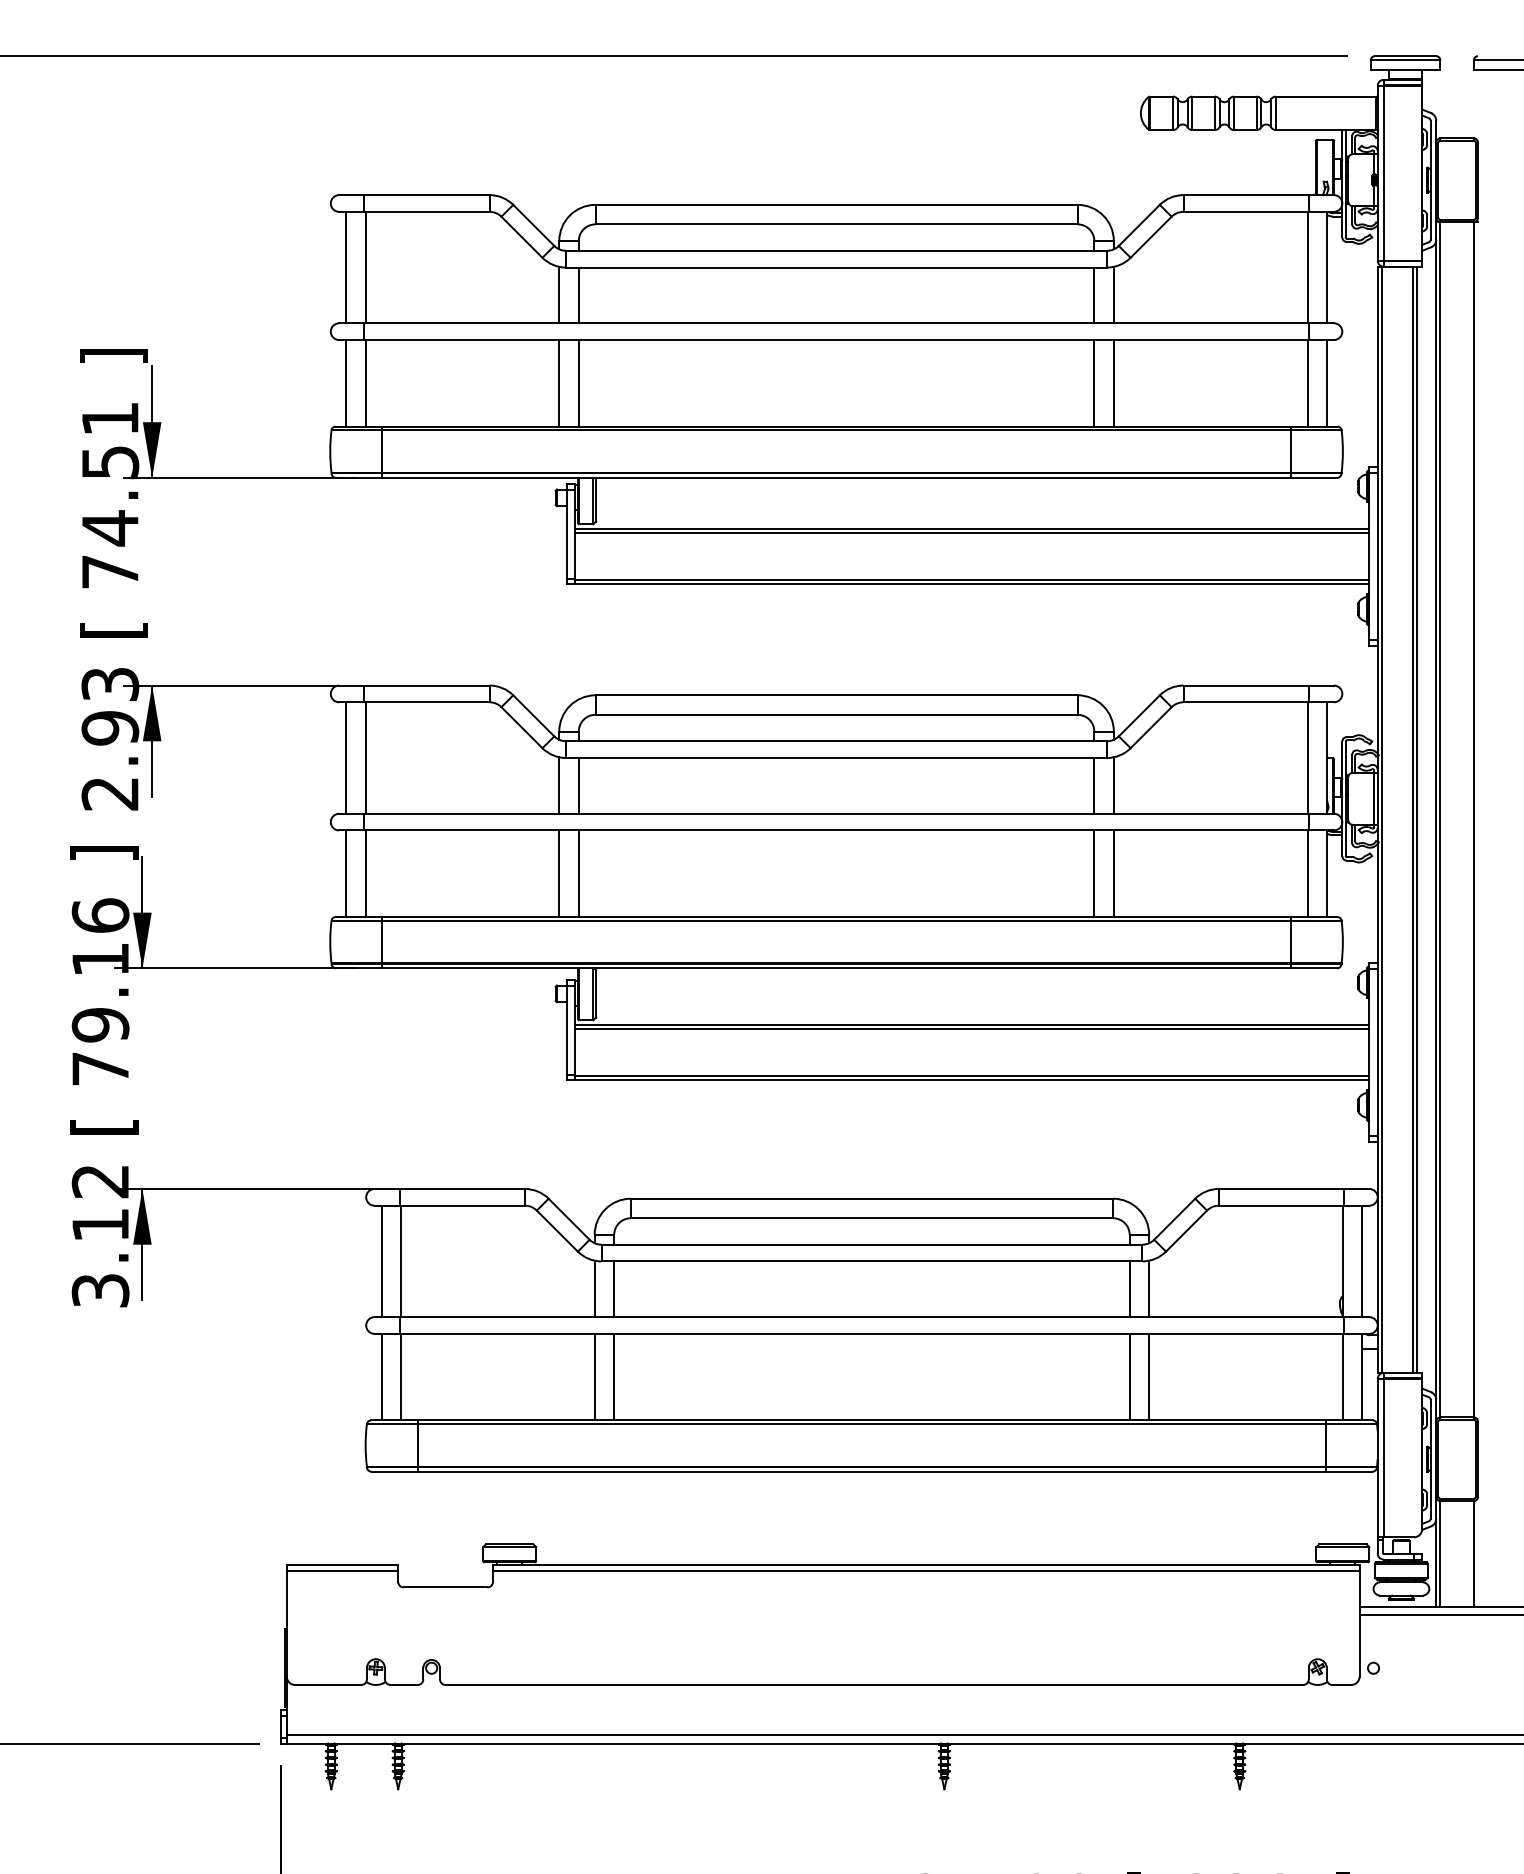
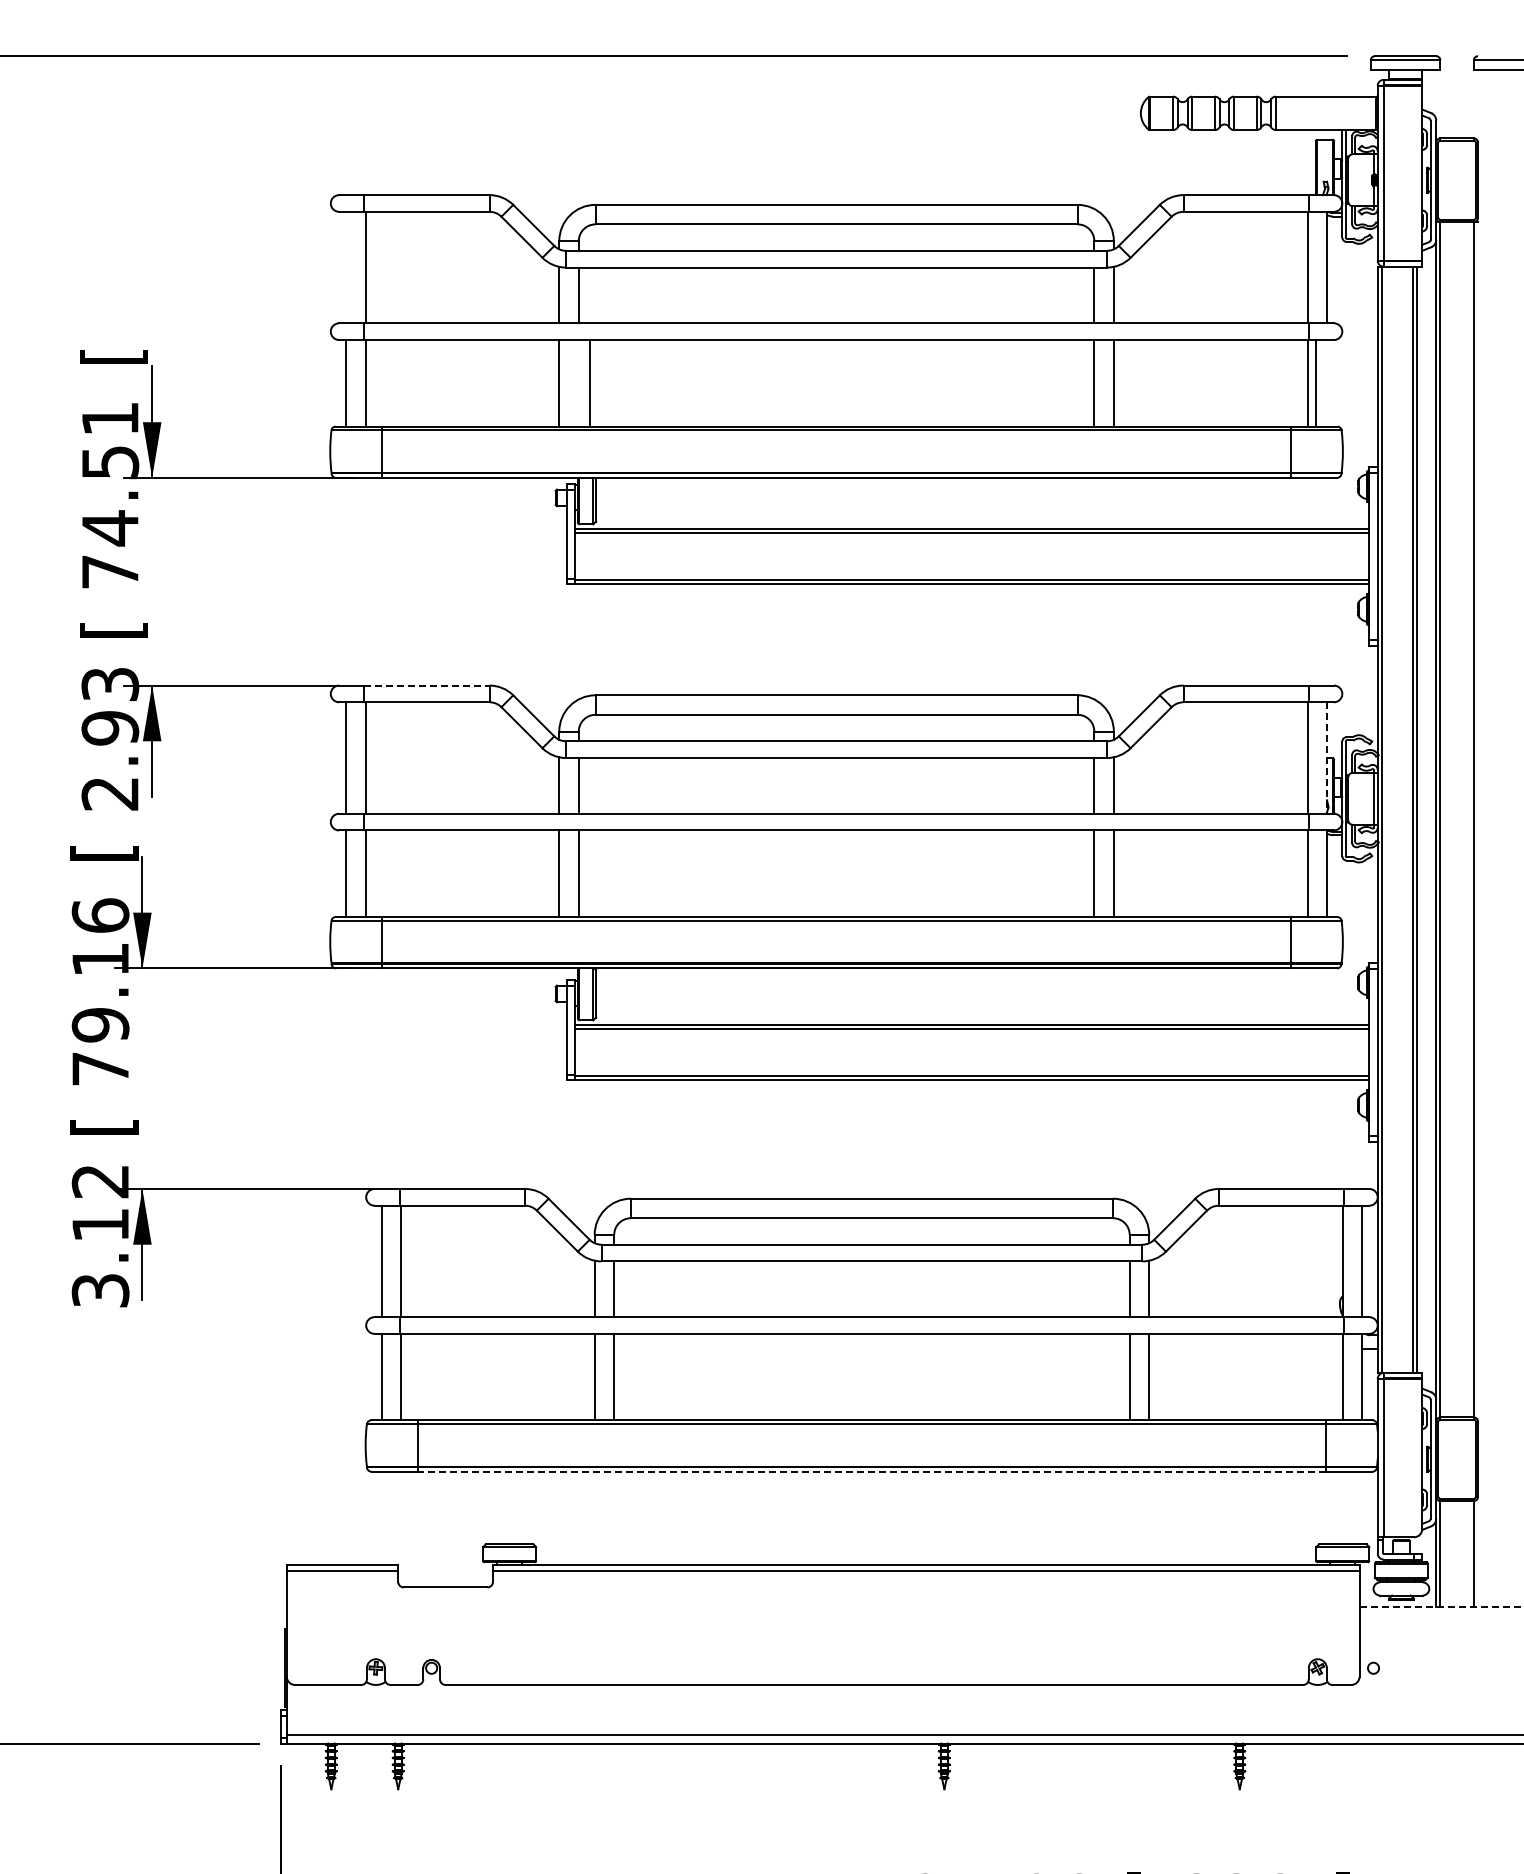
line: present -> none (346, 267)
text: ] -> [ (113, 356)
line position: (578, 383) -> (589, 383) (589, 383)
line position: (1327, 383) -> (1316, 383) (1316, 383)
line: solid -> dashed (426, 685)
line: solid -> dashed (1327, 758)
text: ] -> [ (104, 853)
line: solid -> dashed (871, 1471)
line: solid -> dashed (1441, 1606)
line: present -> none (1439, 1615)
